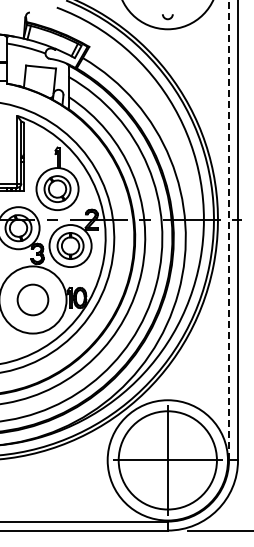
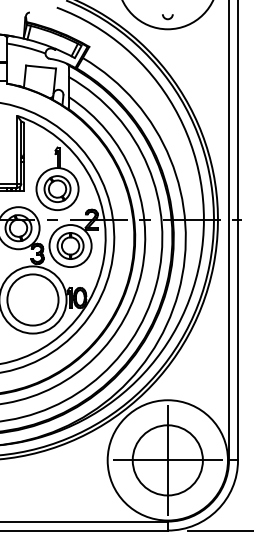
line: dashed -> solid (228, 229)
circle diameter: 31 px -> 51 px (32, 299)
circle diameter: 98 px -> 70 px (167, 460)
